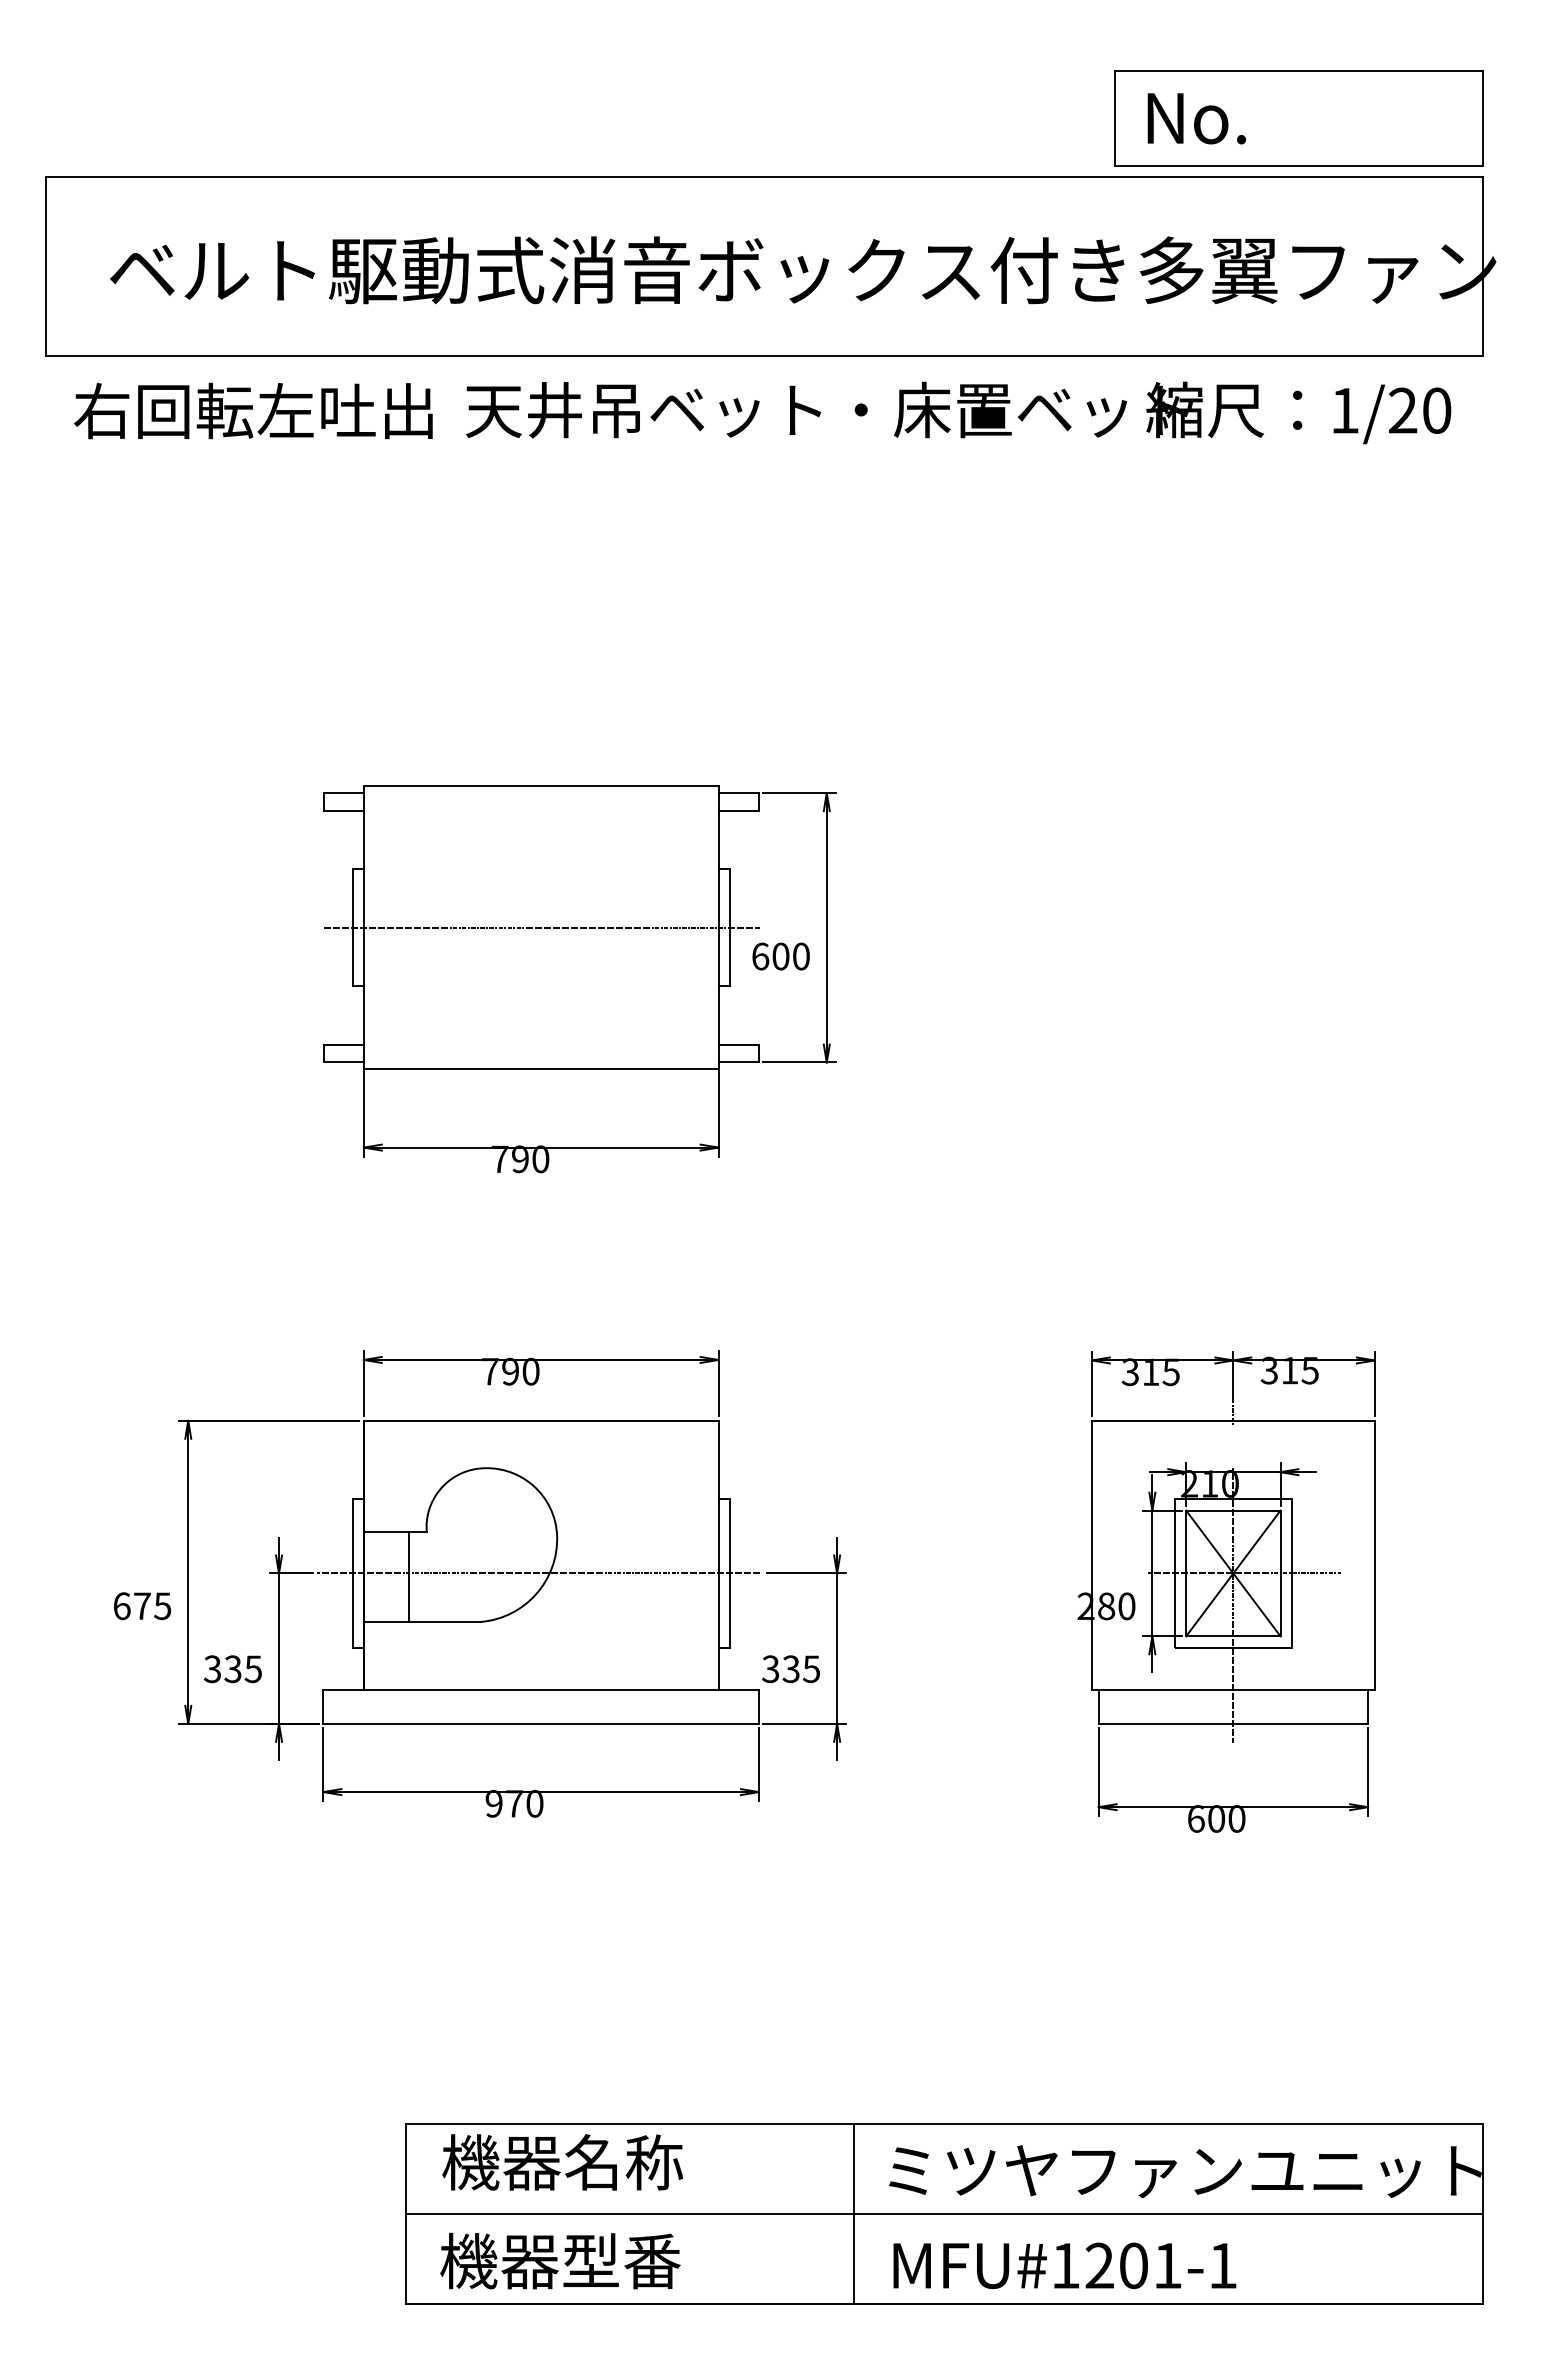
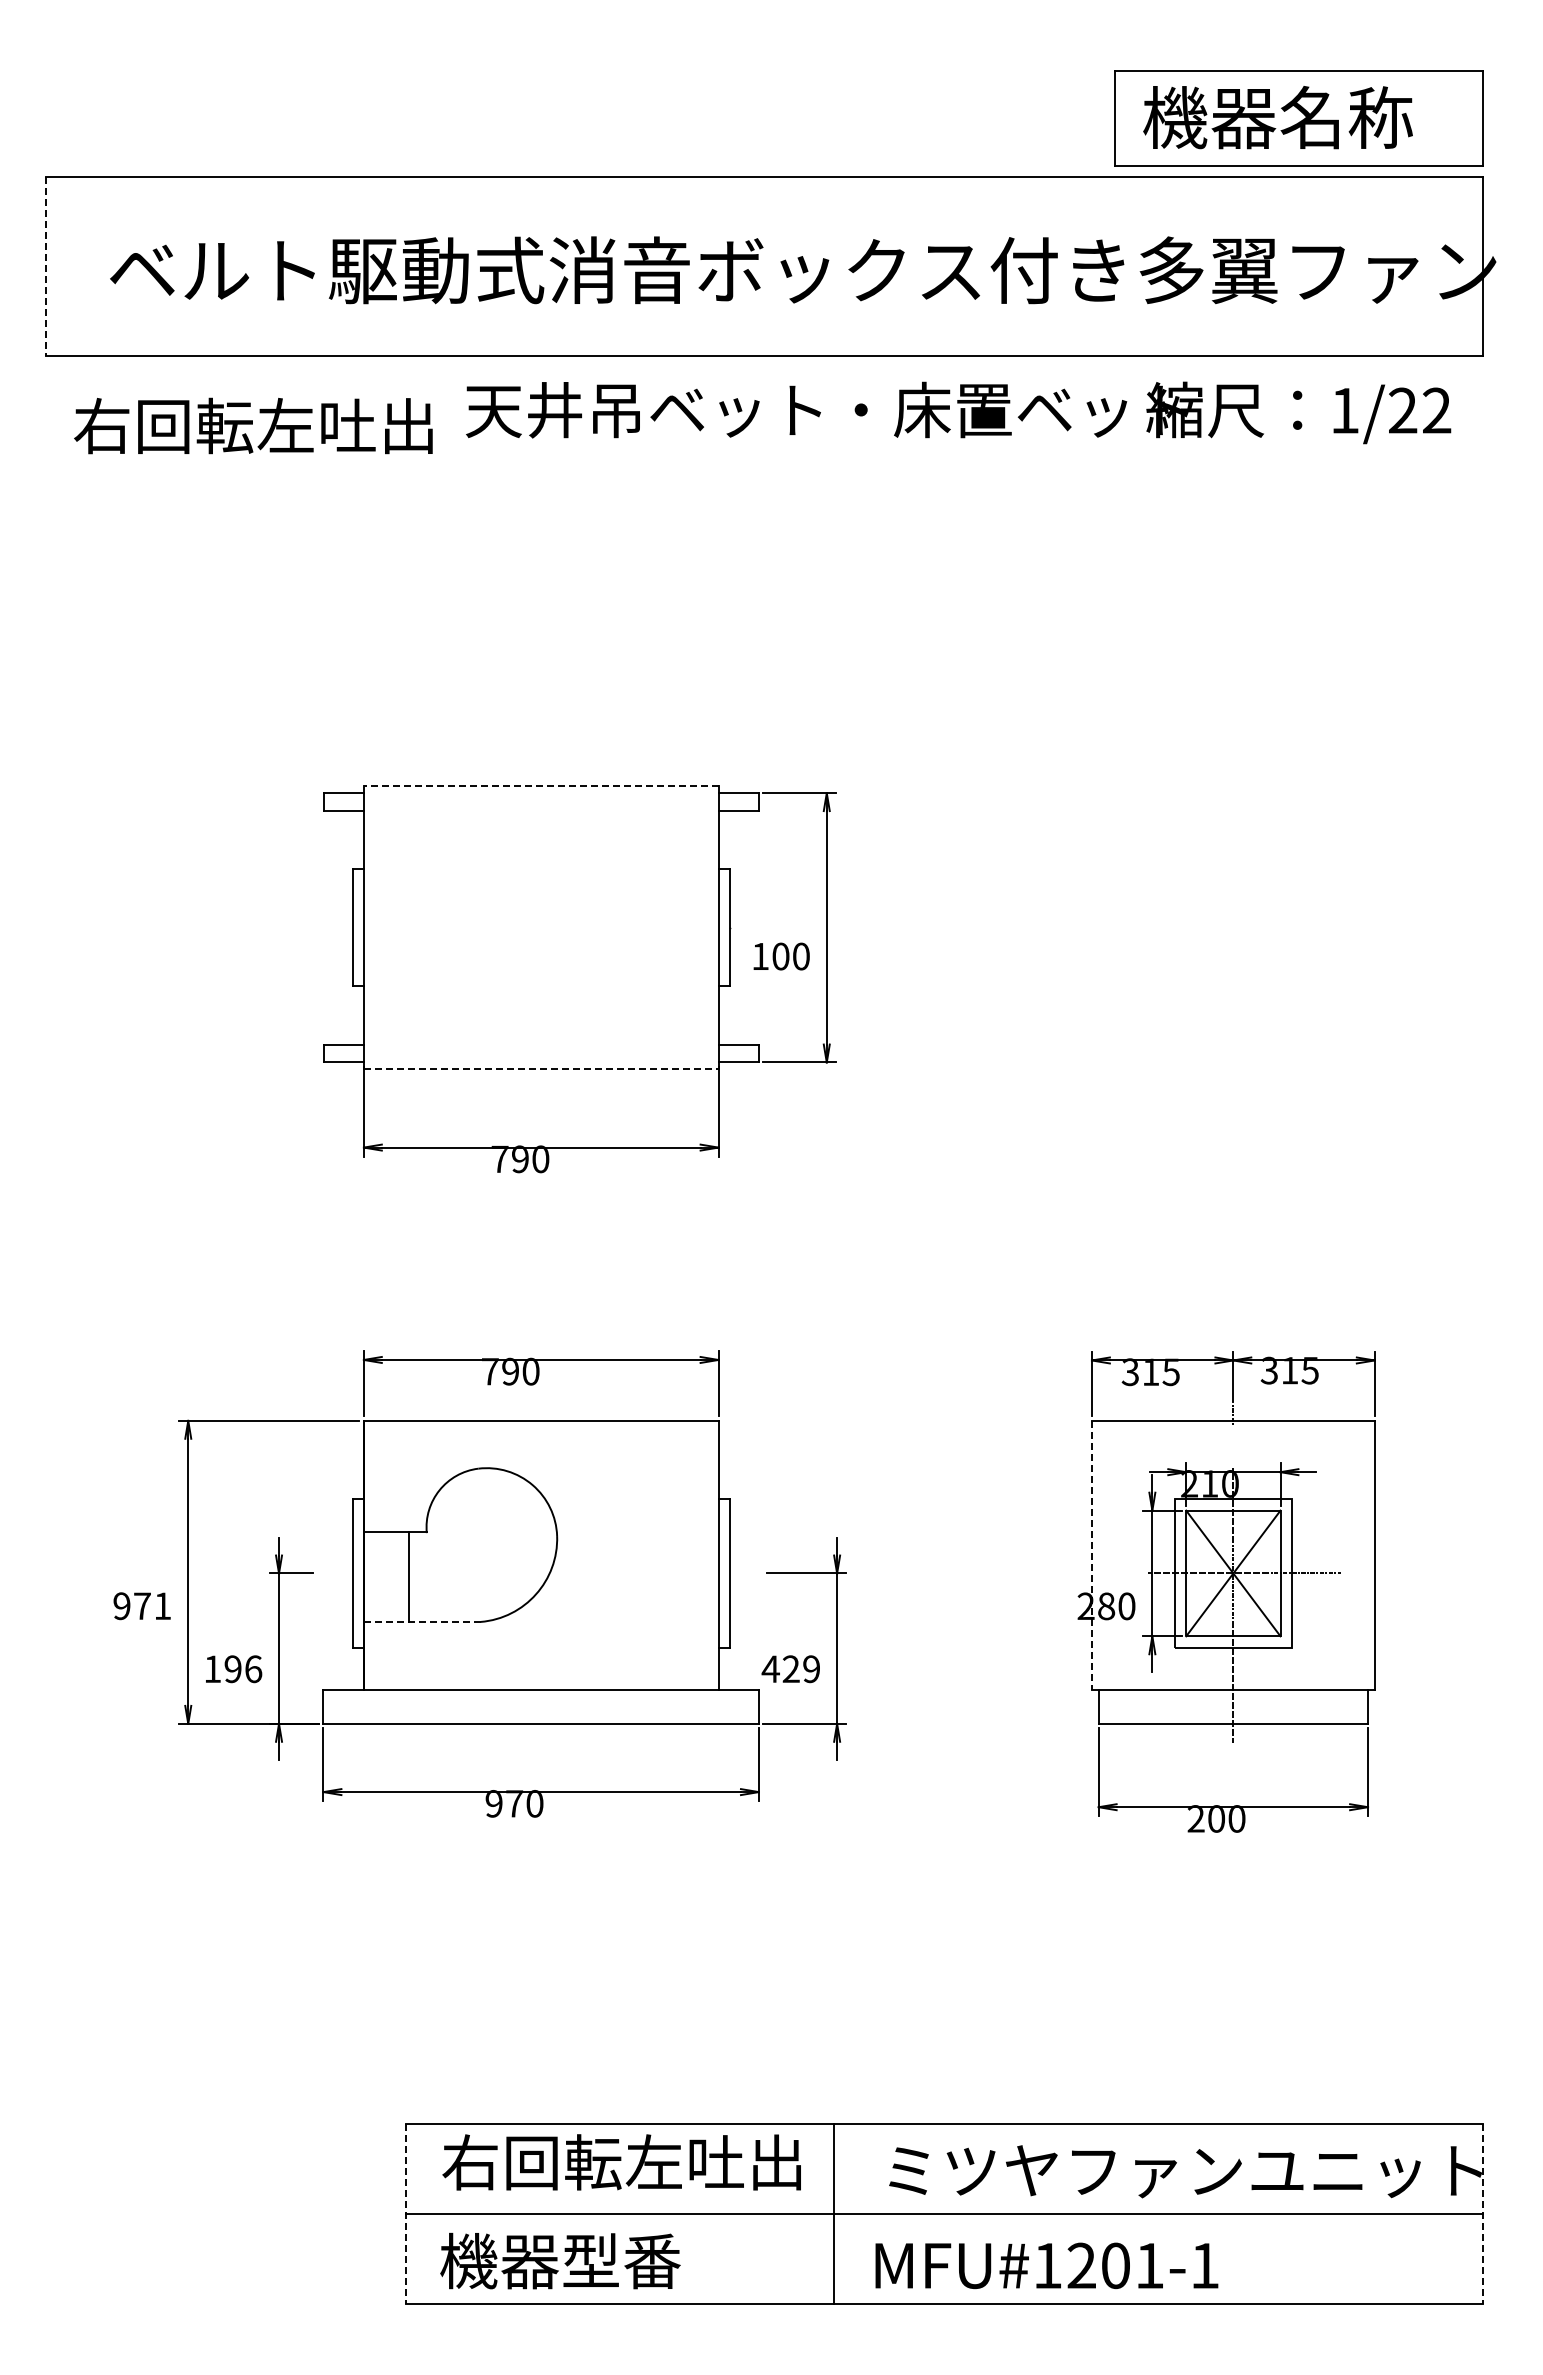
text: No. -> 機器名称 (1277, 117)
line: solid -> dashed (46, 266)
text position: (253, 410) -> (253, 425) (253, 425)
text: 1/20 -> 1/22 (1437, 410)
line: solid -> dashed (540, 786)
line: present -> none (541, 927)
text: 600 -> 100 (760, 956)
line: solid -> dashed (541, 1069)
line: solid -> dashed (1091, 1555)
line: present -> none (539, 1573)
text: 675 -> 971 (142, 1606)
line: solid -> dashed (422, 1621)
text: 335 -> 196 (233, 1669)
text: 335 -> 429 (790, 1669)
text: 600 -> 200 (1195, 1818)
text: 機器名称 -> 右回転左吐出 (621, 2162)
line: solid -> dashed (405, 2213)
line position: (854, 2213) -> (834, 2213) (834, 2213)
line: solid -> dashed (1482, 2213)
text position: (1064, 2265) -> (1046, 2265) (1046, 2265)
